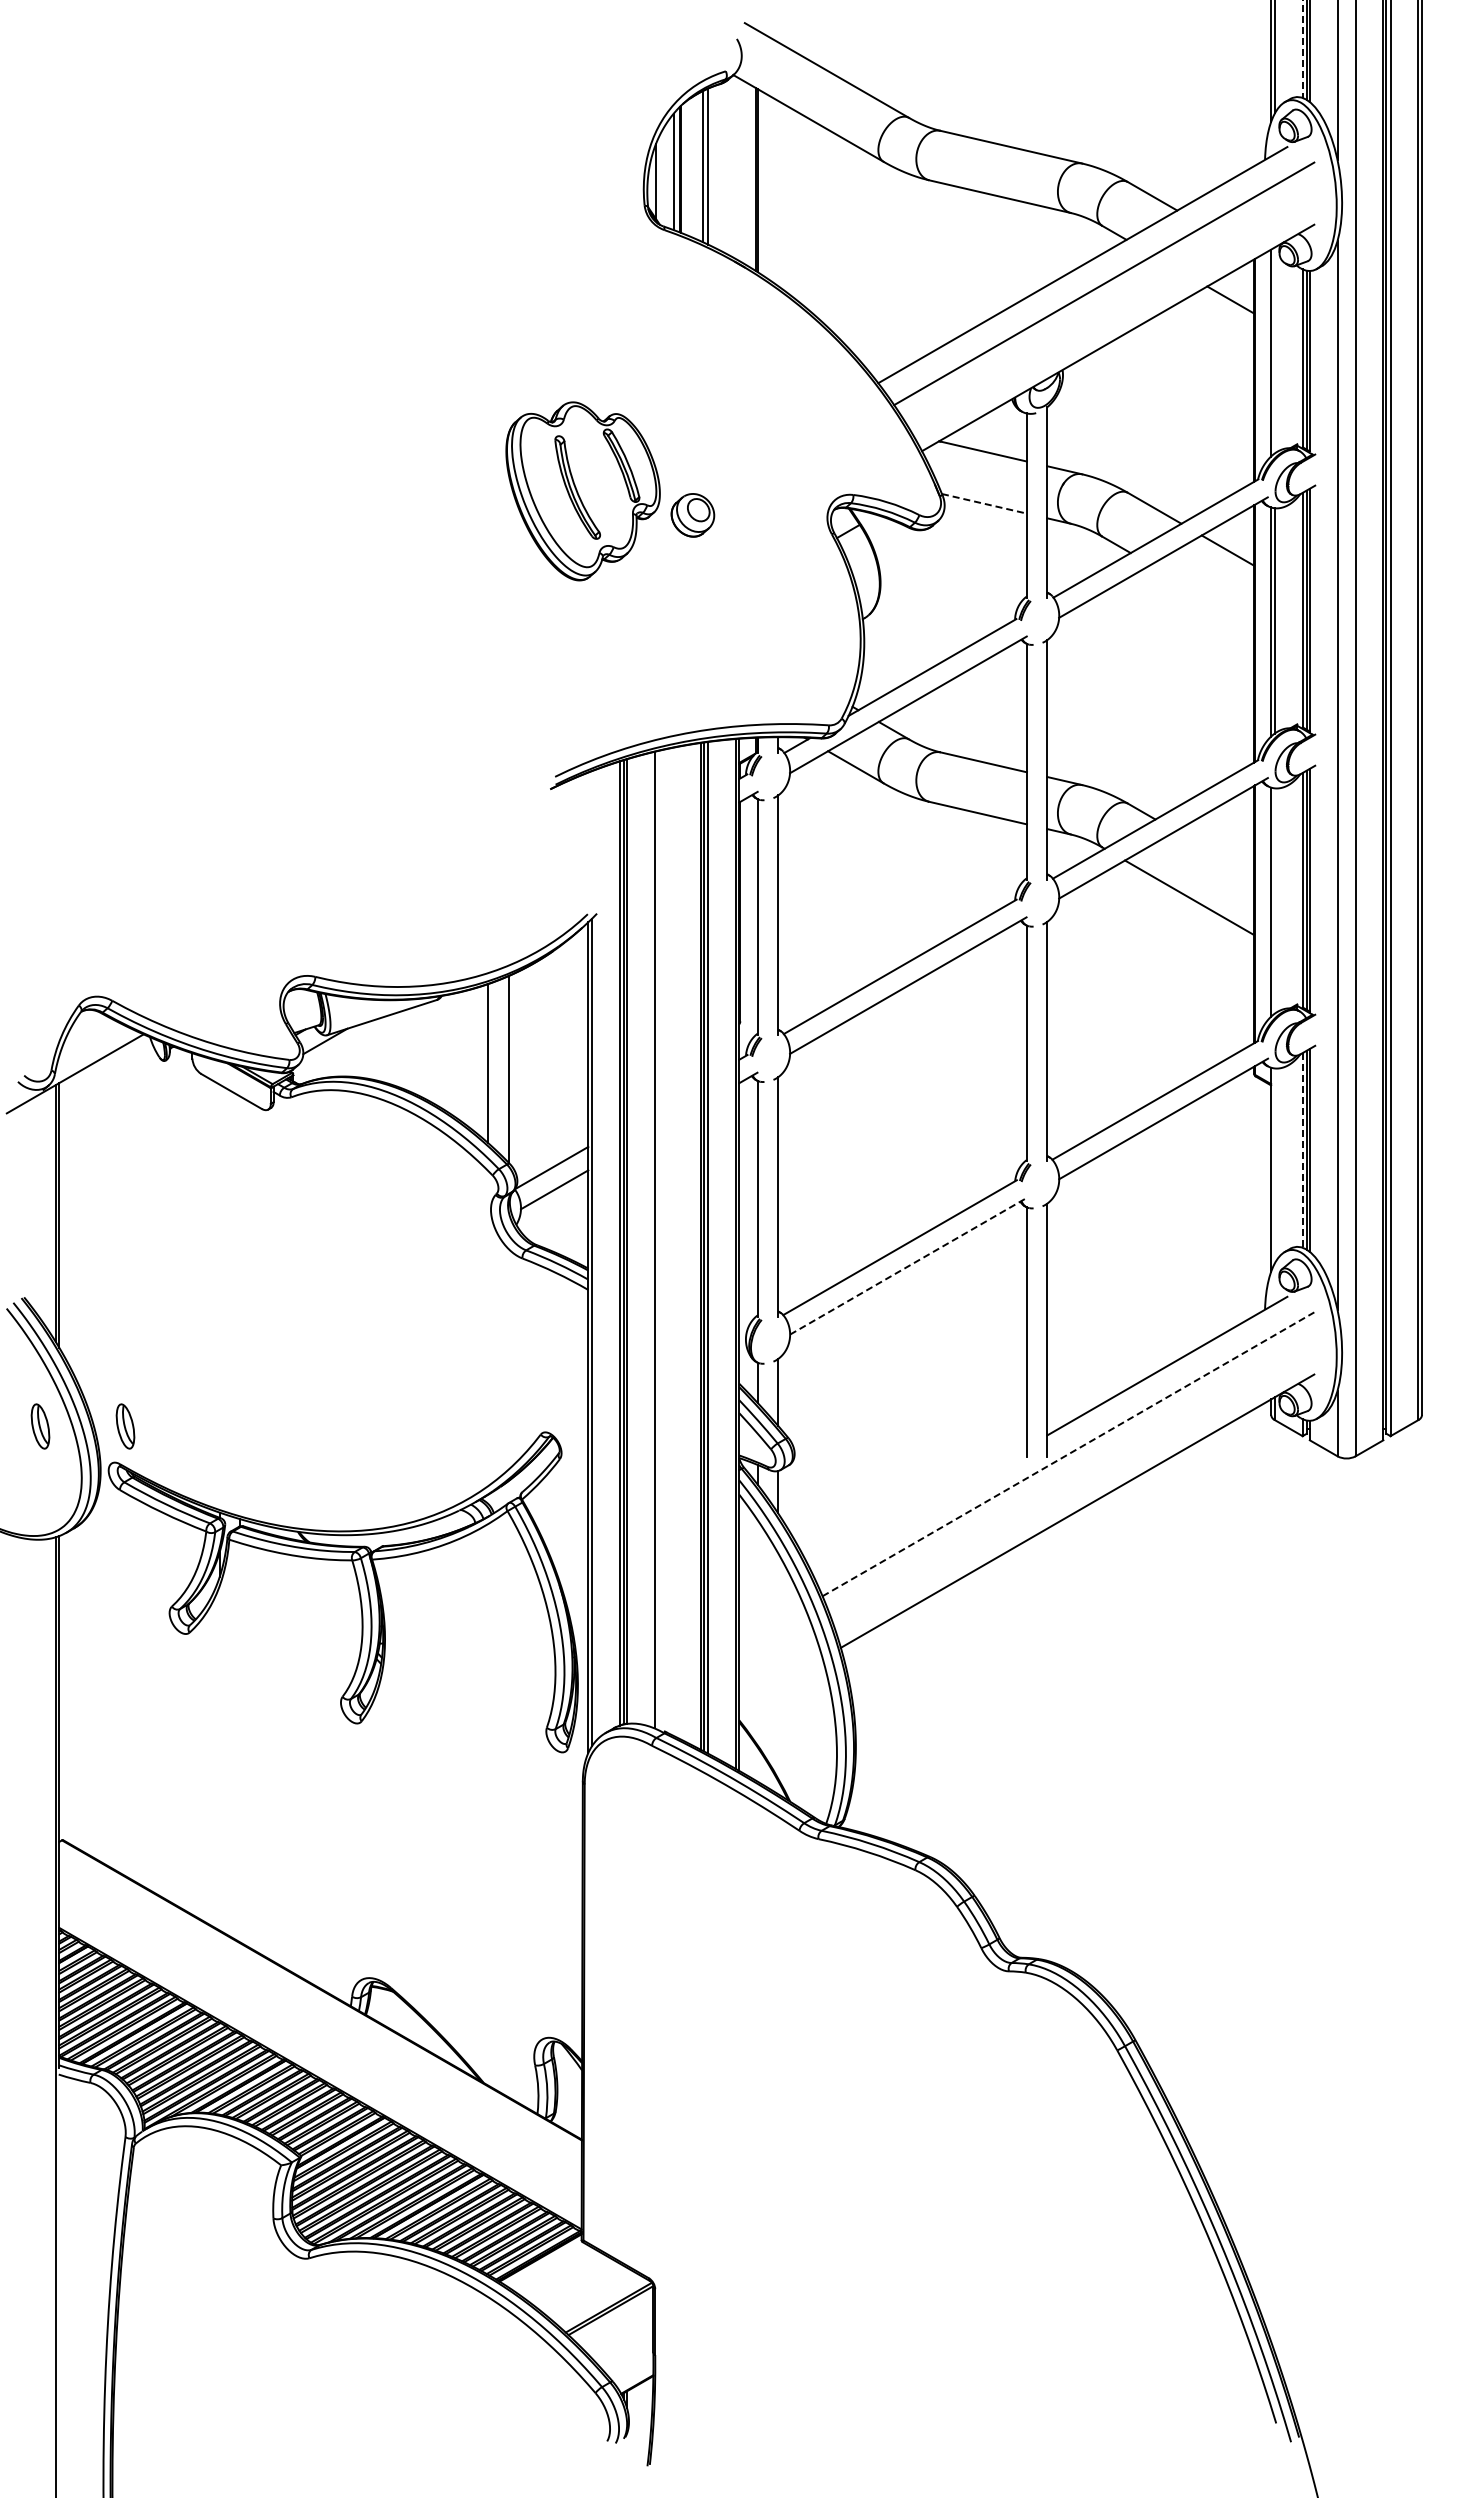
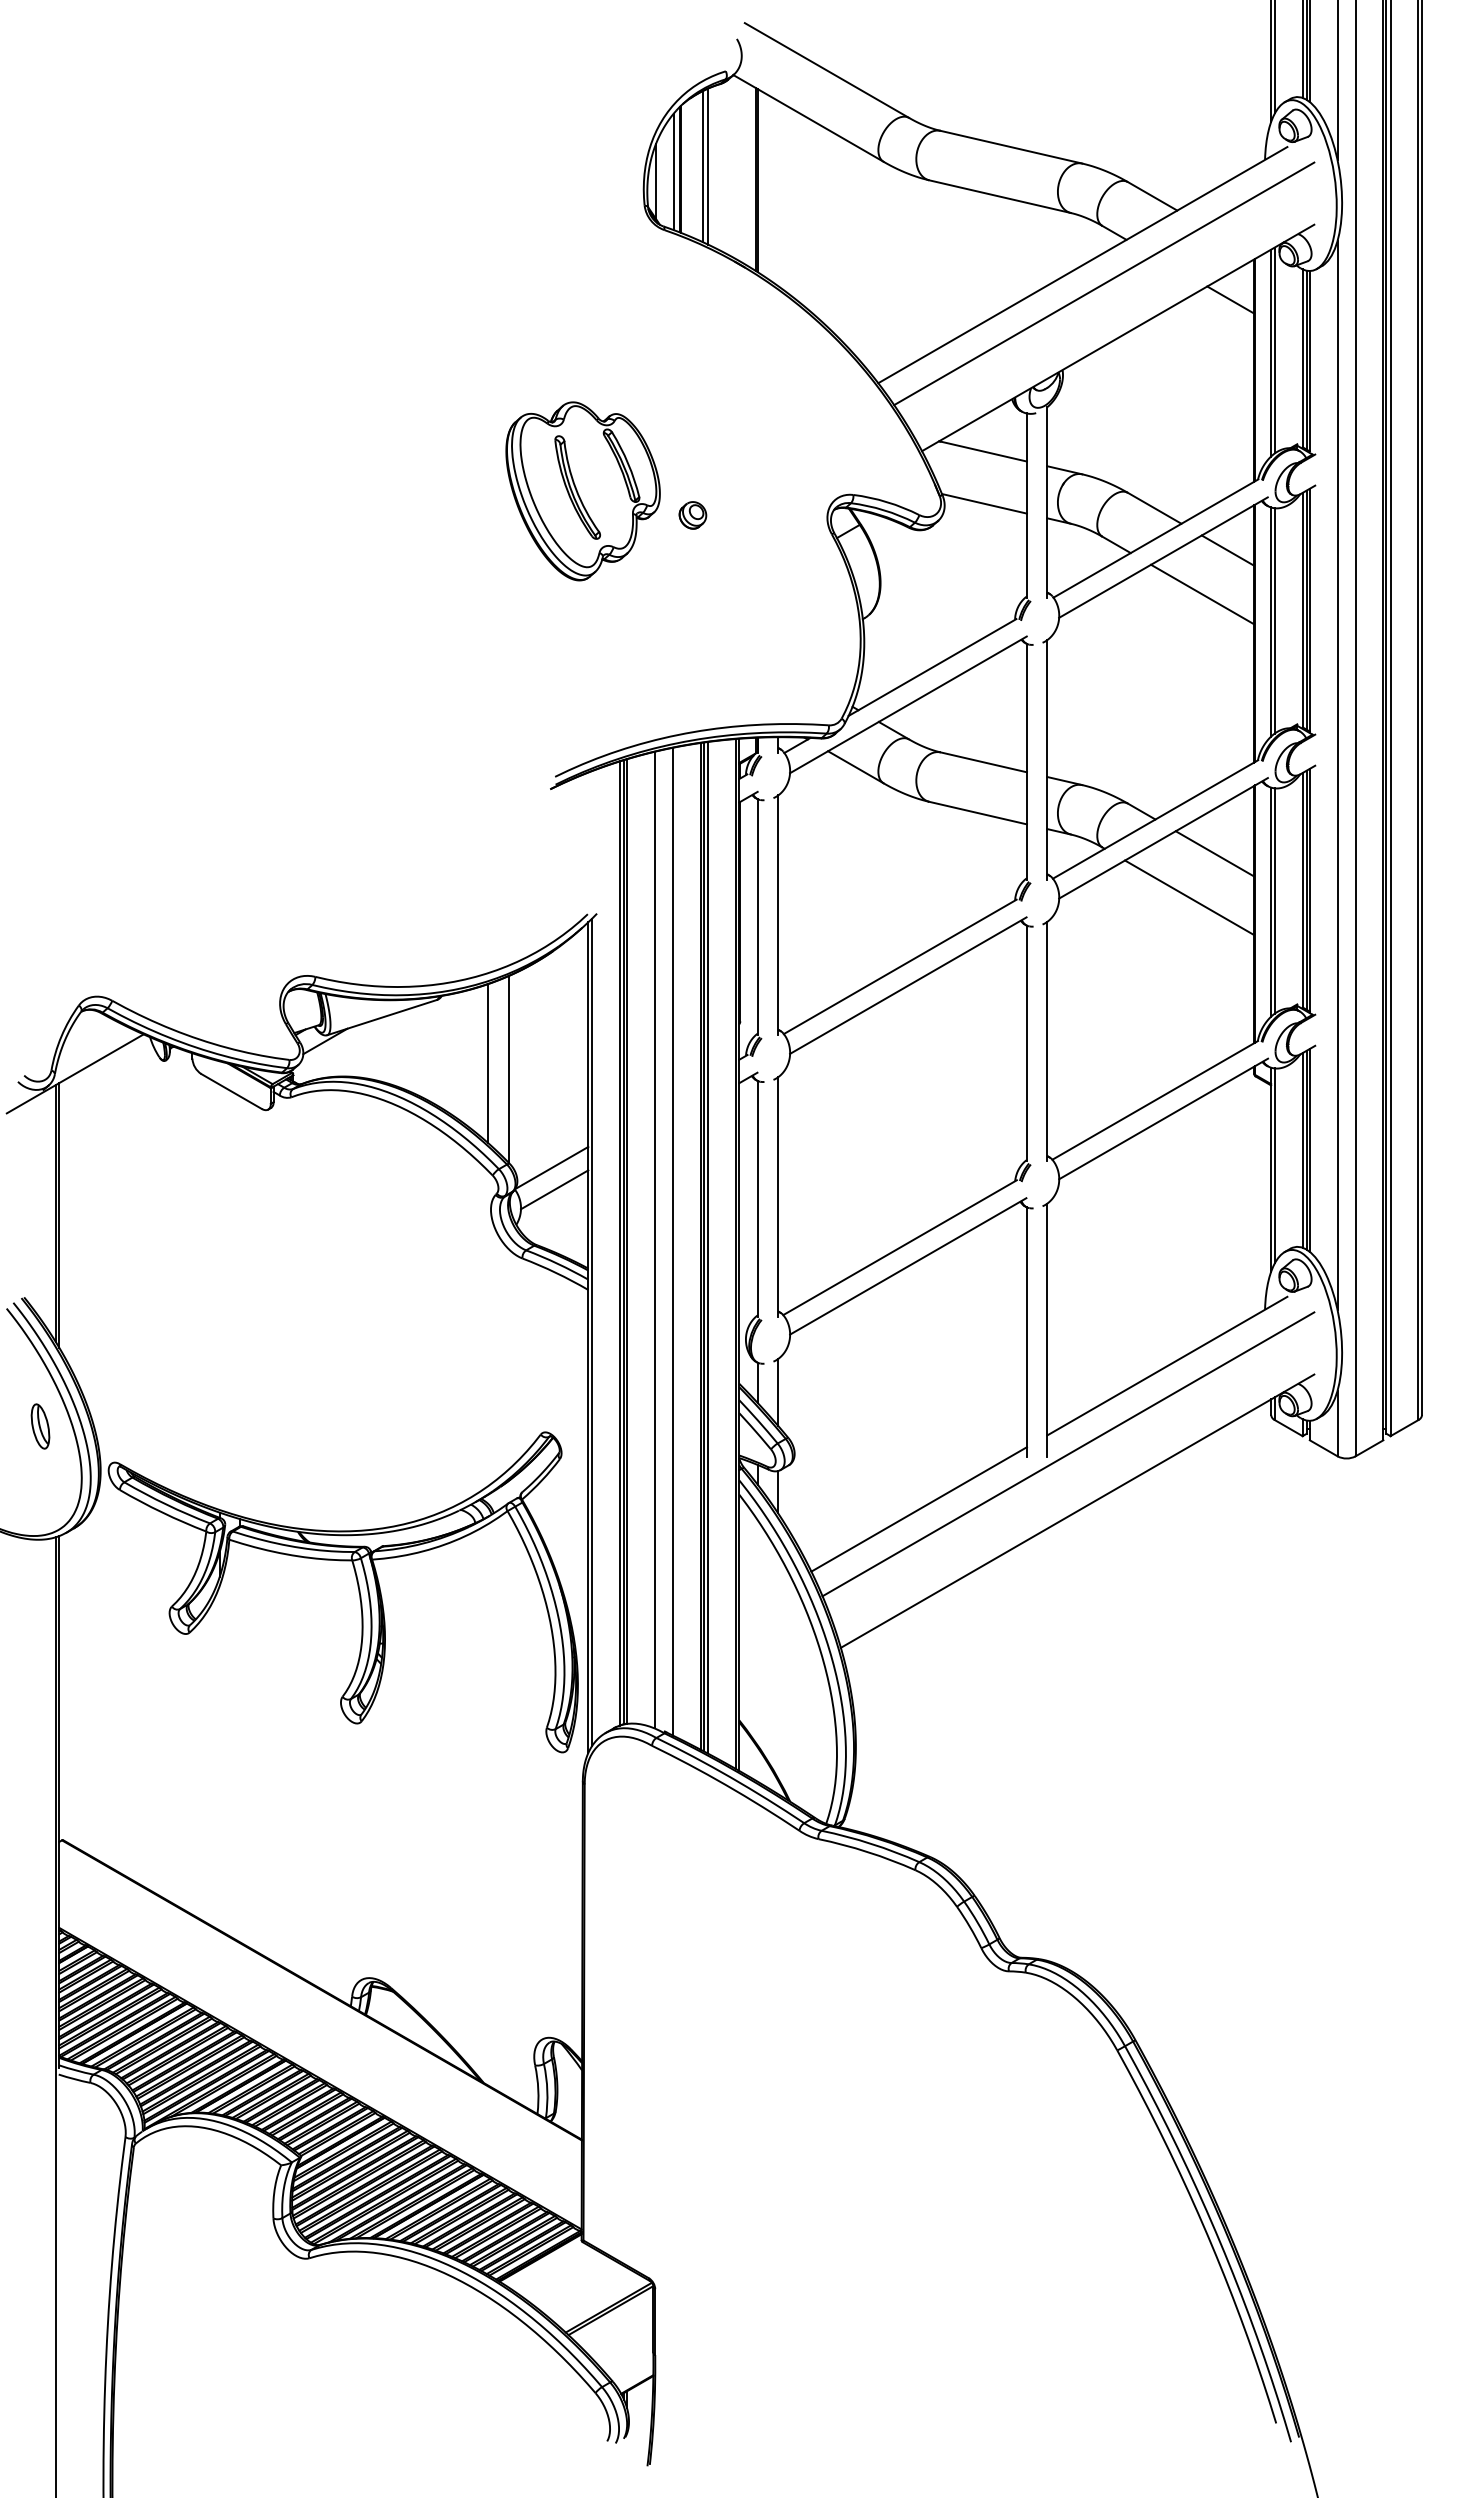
line: dashed -> solid (1302, 49)
line: none -> present (1274, 350)
line: dashed -> solid (984, 503)
part size: 46x45 px -> 30x29 px (692, 515)
line: none -> present (1202, 594)
line: none -> present (1214, 853)
line: none -> present (1274, 900)
line: dashed -> solid (1302, 1150)
line: none -> present (1274, 1165)
line: none -> present (672, 1241)
line: dashed -> solid (908, 1266)
part: present -> none (125, 1426)
line: dashed -> solid (1068, 1454)
line: none -> present (918, 1509)
